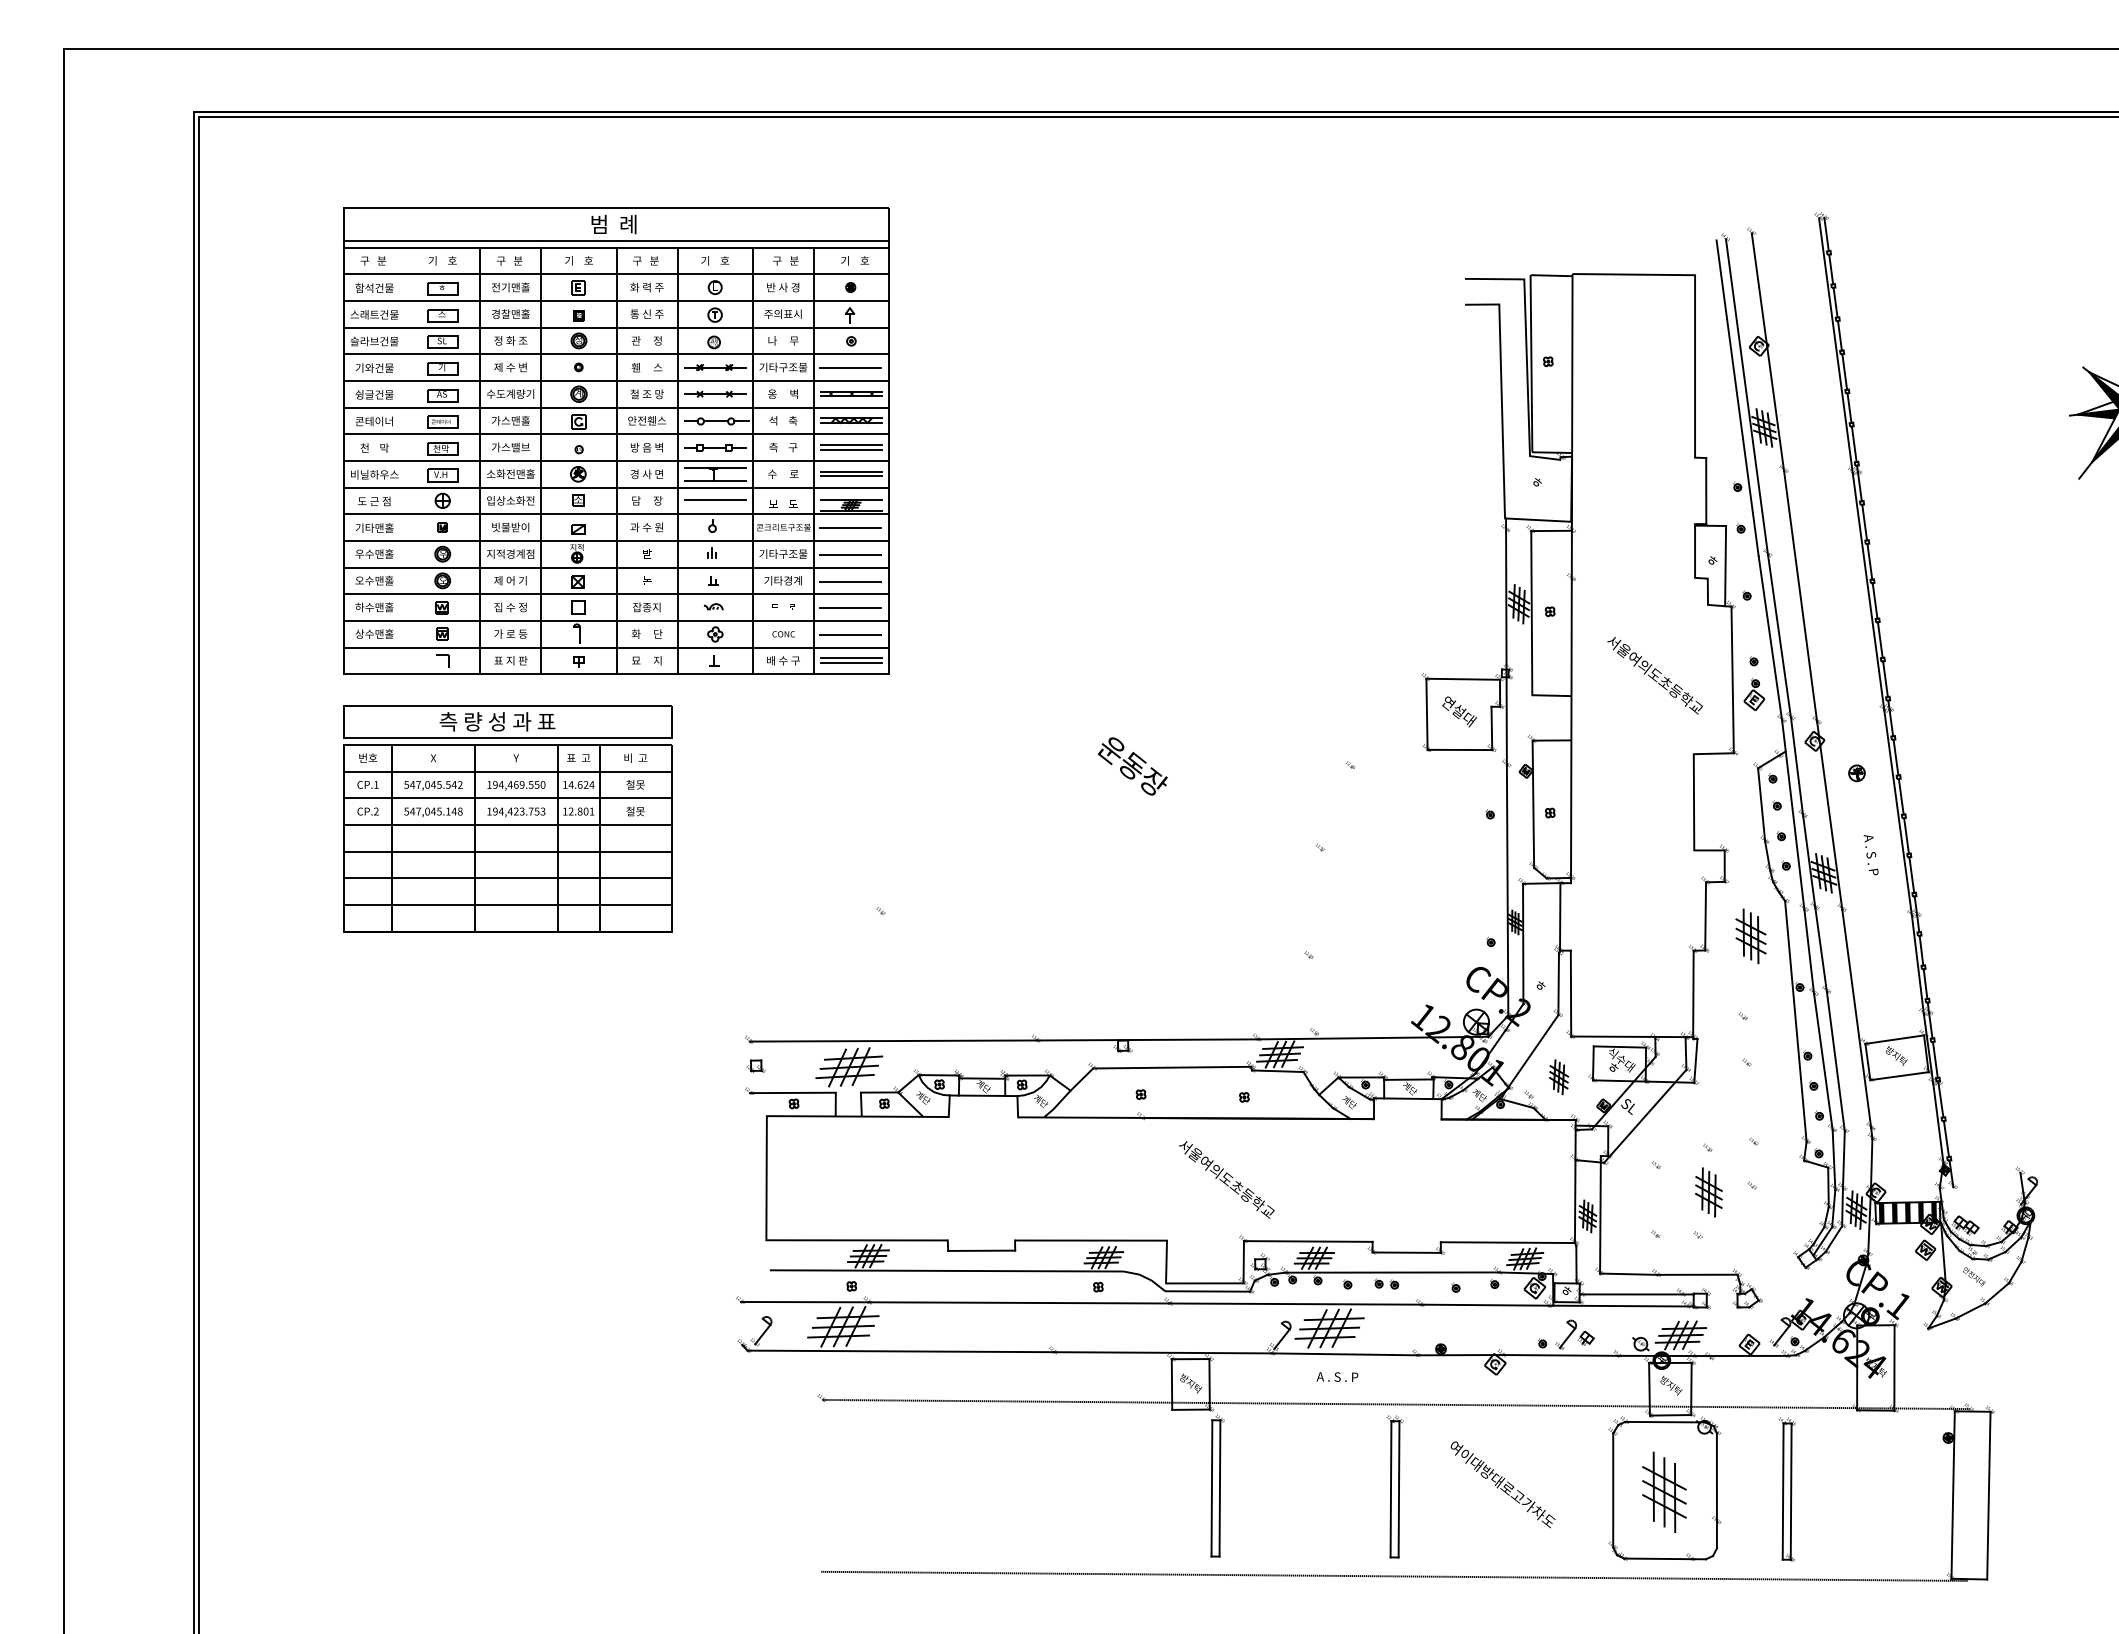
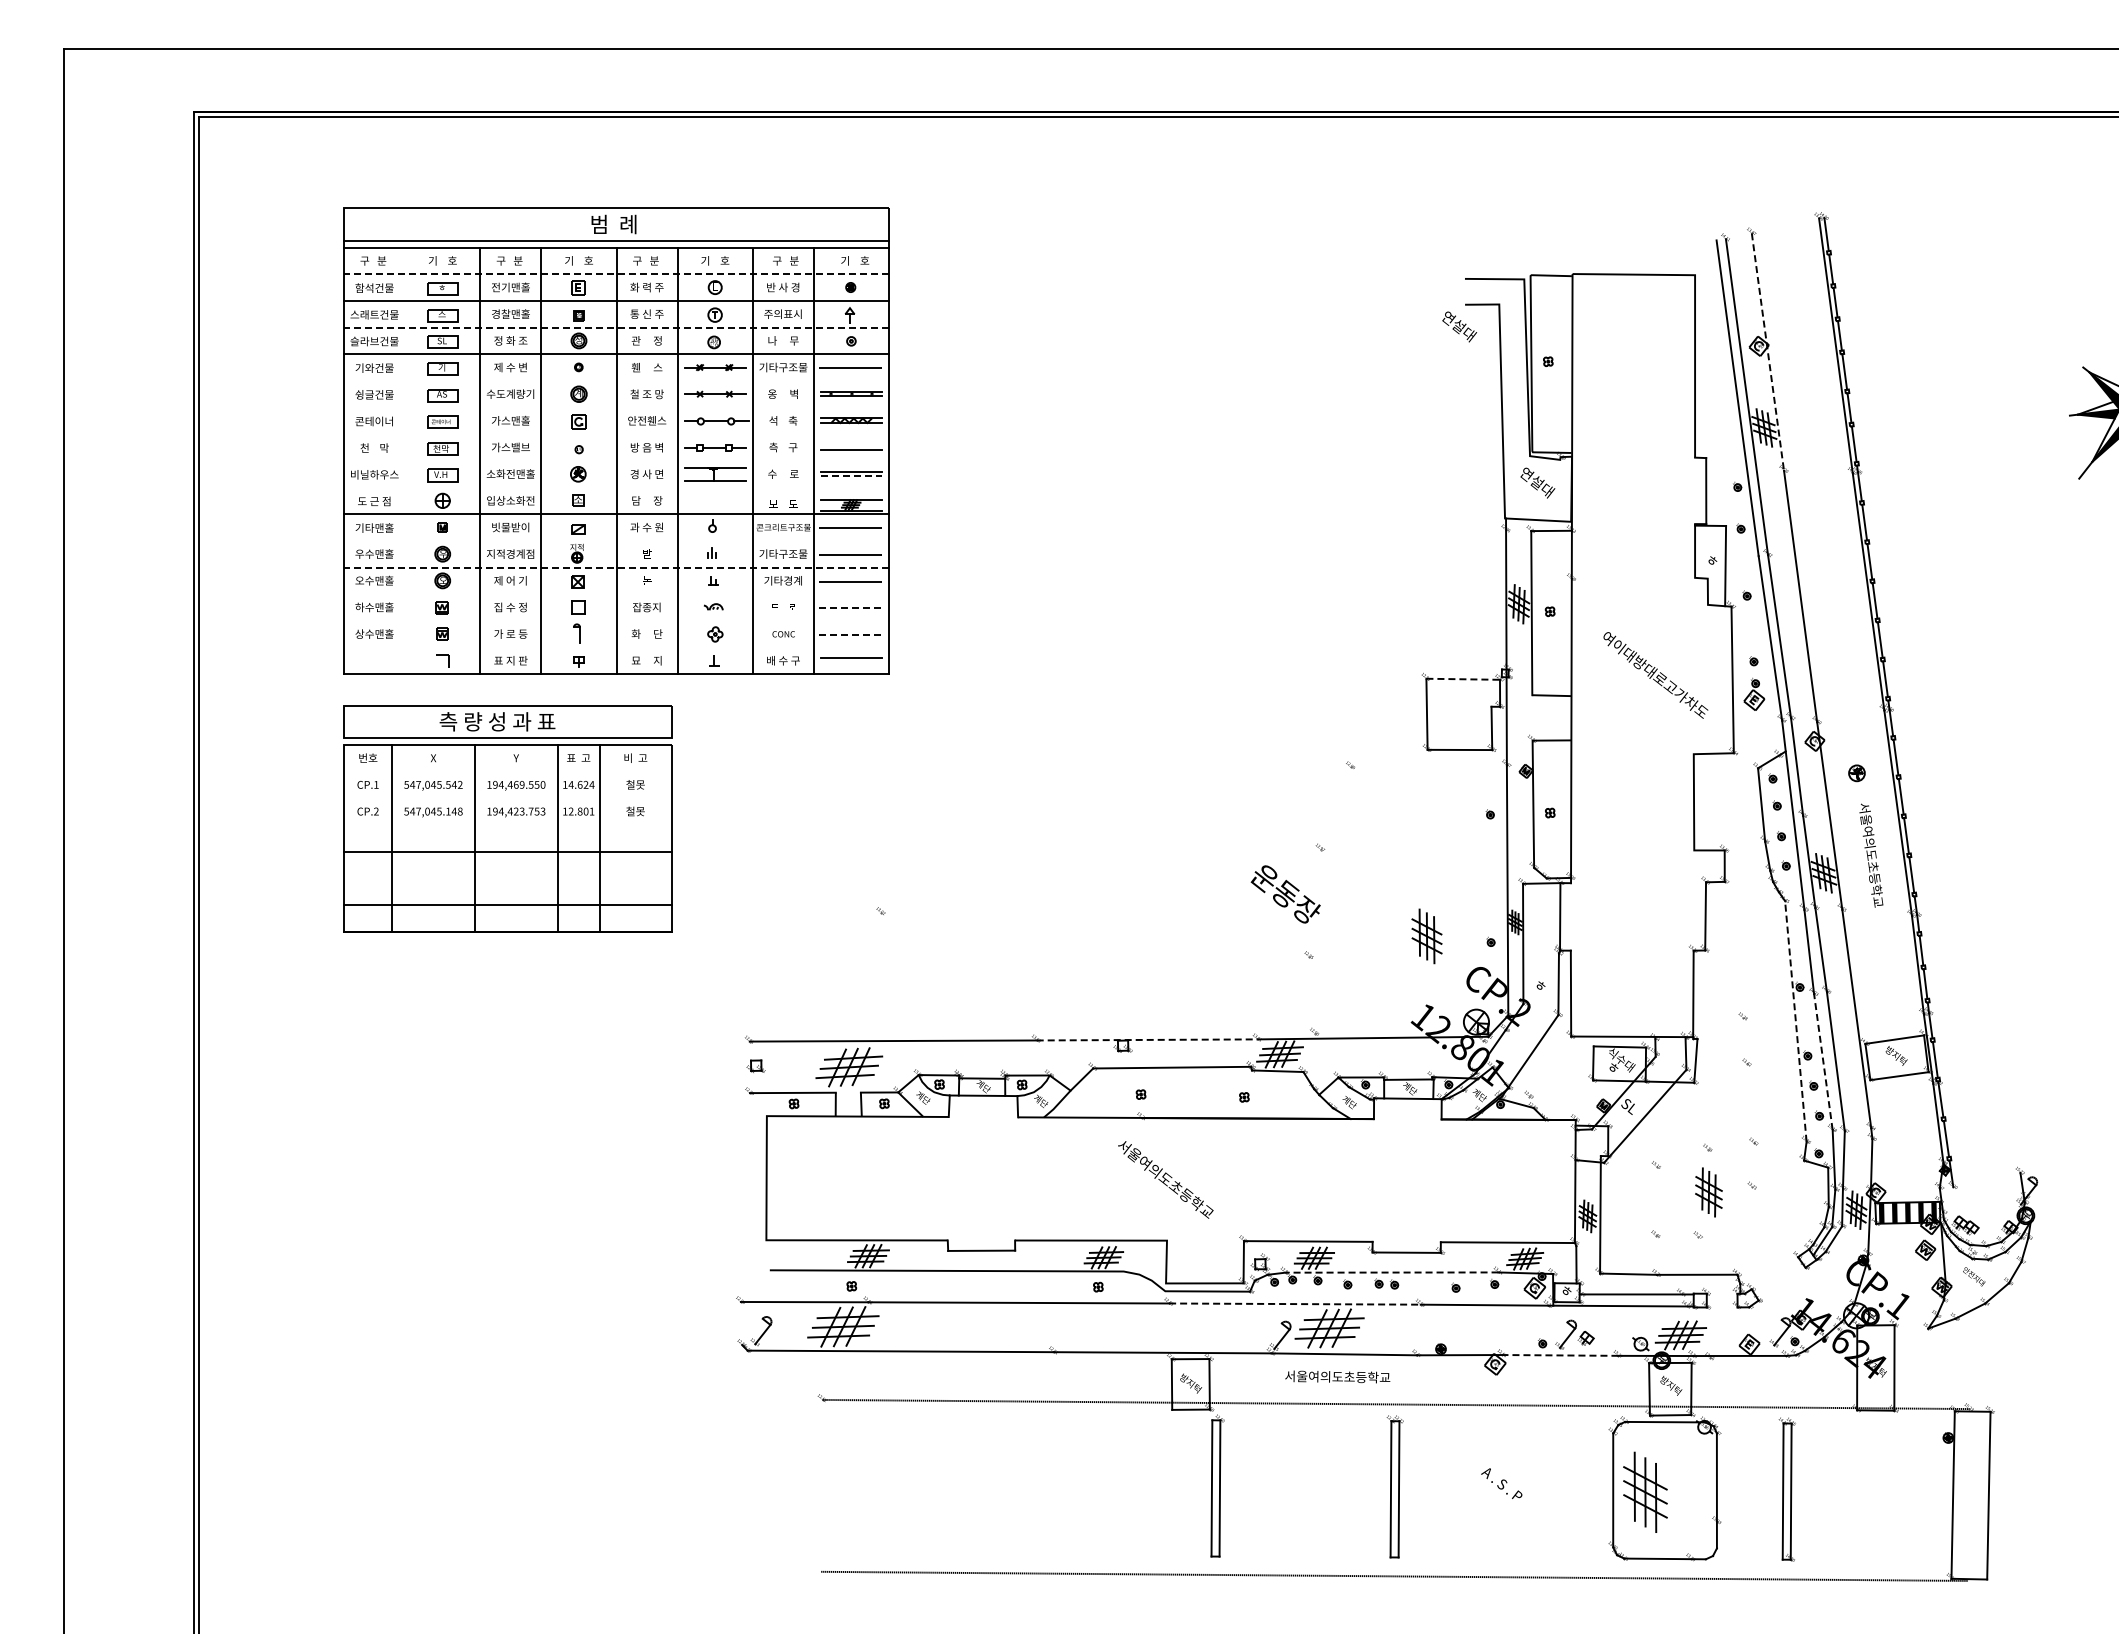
line: solid -> dashed (616, 274)
line: solid -> dashed (616, 327)
line: solid -> dashed (1767, 352)
line: present -> none (616, 380)
line: present -> none (616, 407)
line: present -> none (616, 434)
line: present -> none (851, 445)
line: present -> none (616, 460)
line: solid -> dashed (852, 476)
text: ㅎ -> 연설대 (1537, 482)
line: present -> none (616, 487)
line: present -> none (715, 500)
line: present -> none (616, 540)
line: solid -> dashed (616, 567)
line: present -> none (616, 594)
line: solid -> dashed (850, 608)
line: present -> none (616, 620)
line: solid -> dashed (850, 635)
line: present -> none (616, 647)
line: present -> none (851, 662)
text: 서울여의도초등학교 -> 여이대방대로고가차도 (1655, 675)
line: solid -> dashed (1463, 679)
text position: (1459, 711) -> (1459, 326) (1459, 326)
text position: (1132, 766) -> (1285, 894) (1285, 894)
line: present -> none (507, 771)
line: present -> none (507, 798)
line: present -> none (507, 824)
text: A . S . P -> 서울여의도초등학교 (1871, 855)
line: present -> none (507, 878)
part position: (1750, 936) -> (1426, 936) (1426, 936)
line: solid -> dashed (1795, 1021)
line: solid -> dashed (1147, 1039)
line: solid -> dashed (1823, 1061)
part: present -> none (1559, 1077)
text position: (1226, 1179) -> (1165, 1179) (1165, 1179)
line: solid -> dashed (1392, 1272)
line: solid -> dashed (1294, 1304)
line: solid -> dashed (1559, 1355)
text: A . S . P -> 서울여의도초등학교 (1337, 1376)
text: 여이대방대로고가차도 -> A . S . P (1502, 1484)
part position: (1664, 1491) -> (1645, 1491) (1645, 1491)
